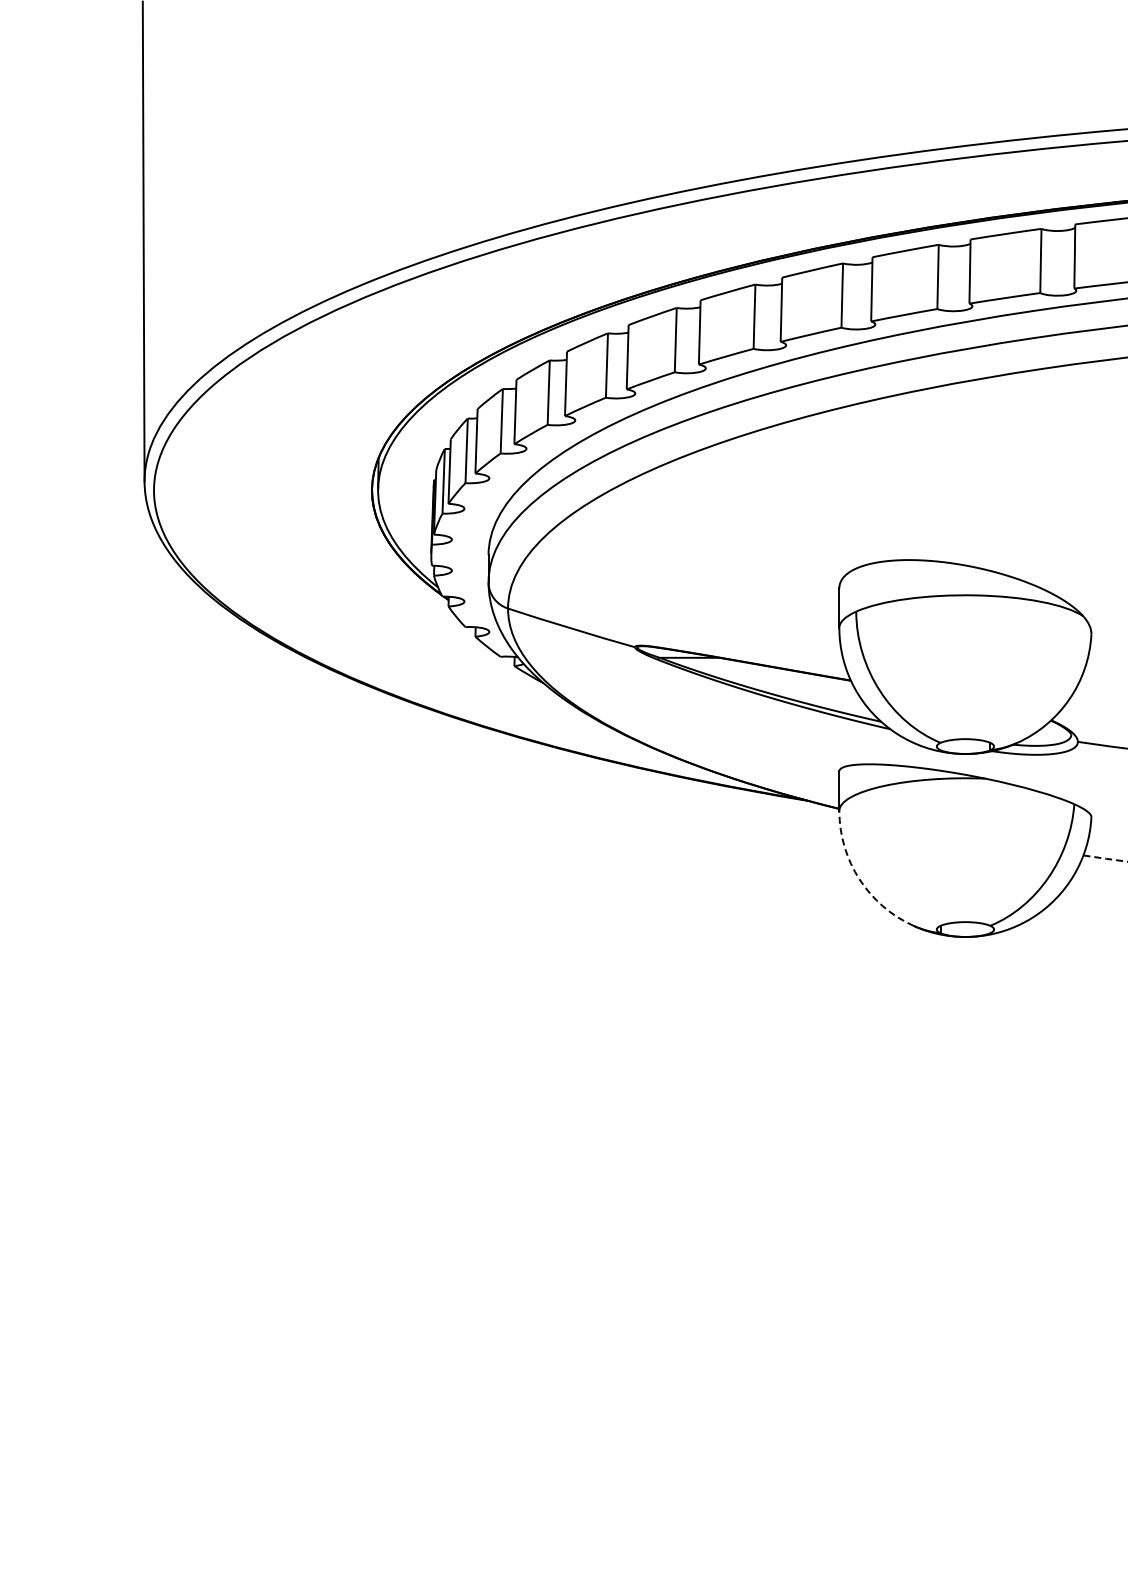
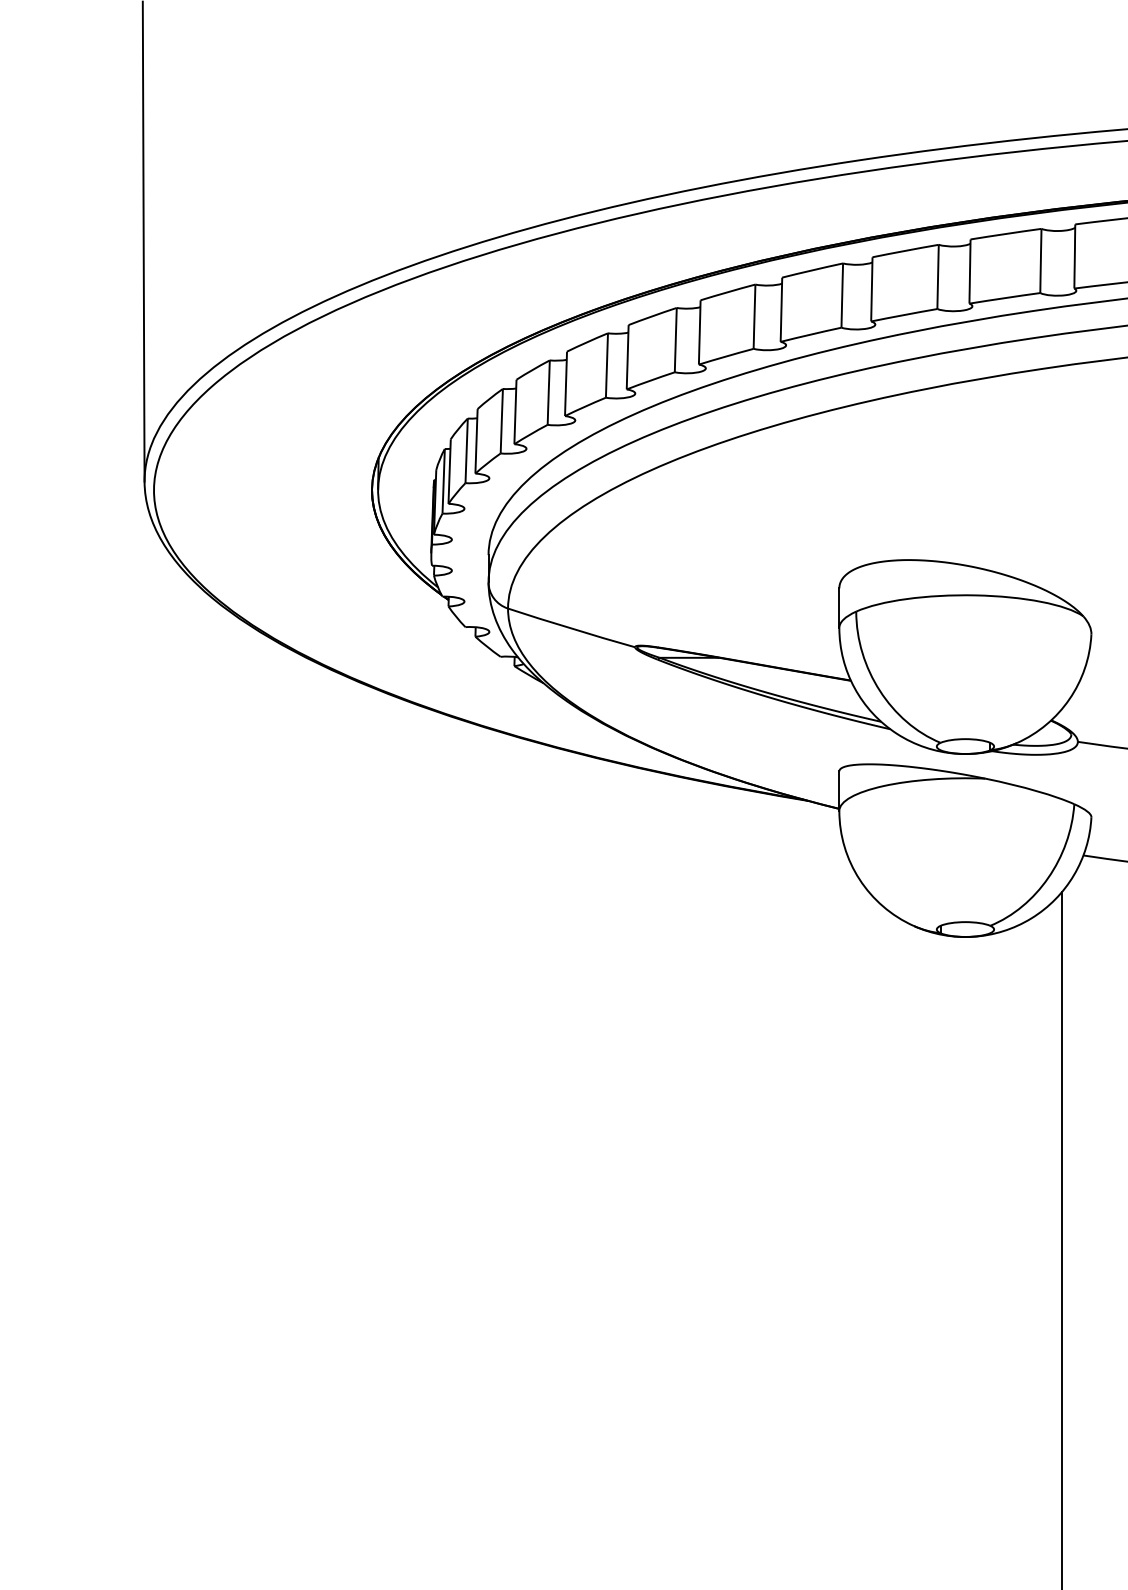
arc: dashed -> solid (1104, 858)
arc: dashed -> solid (859, 879)
line: none -> present (1061, 1239)
